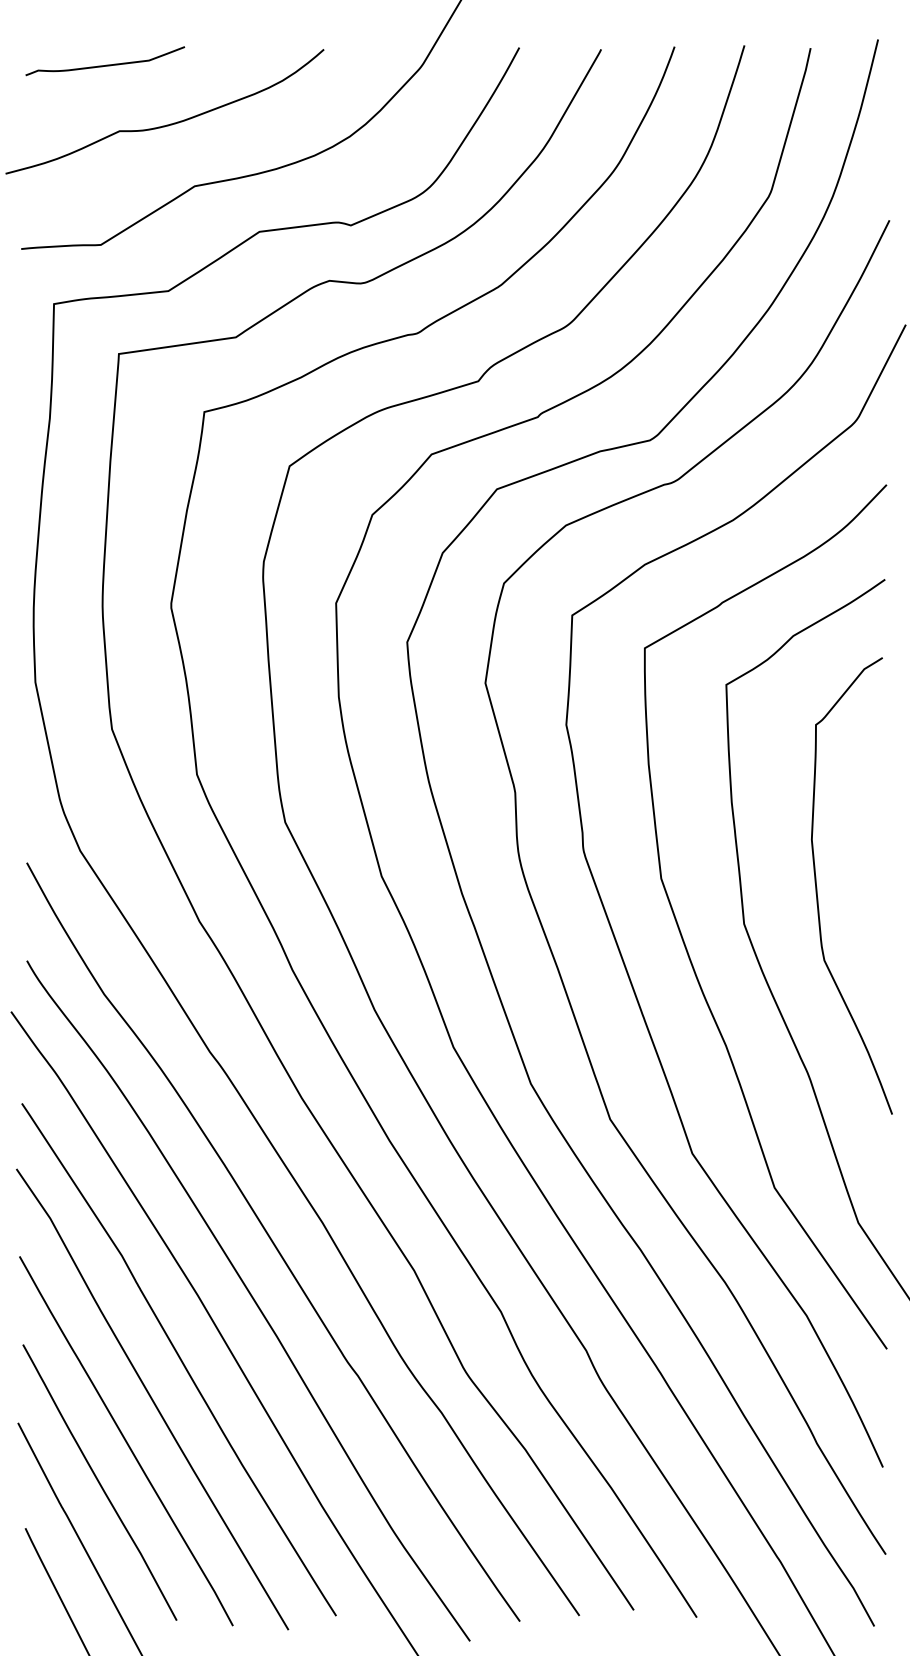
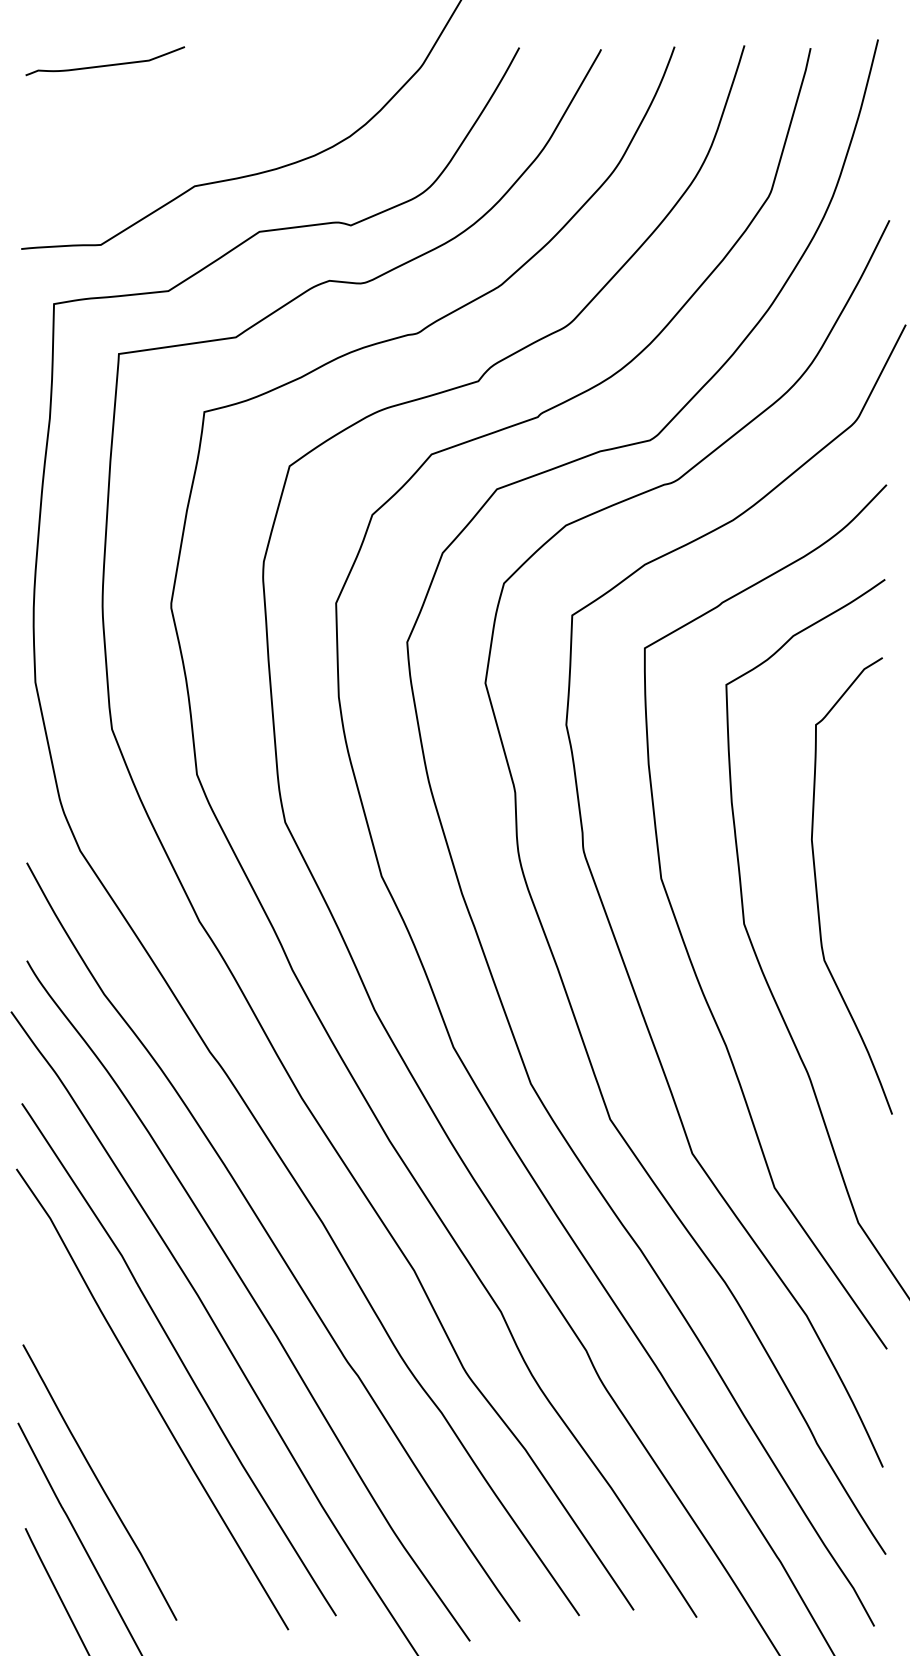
curve: present -> none (166, 124)
curve: present -> none (126, 1441)
